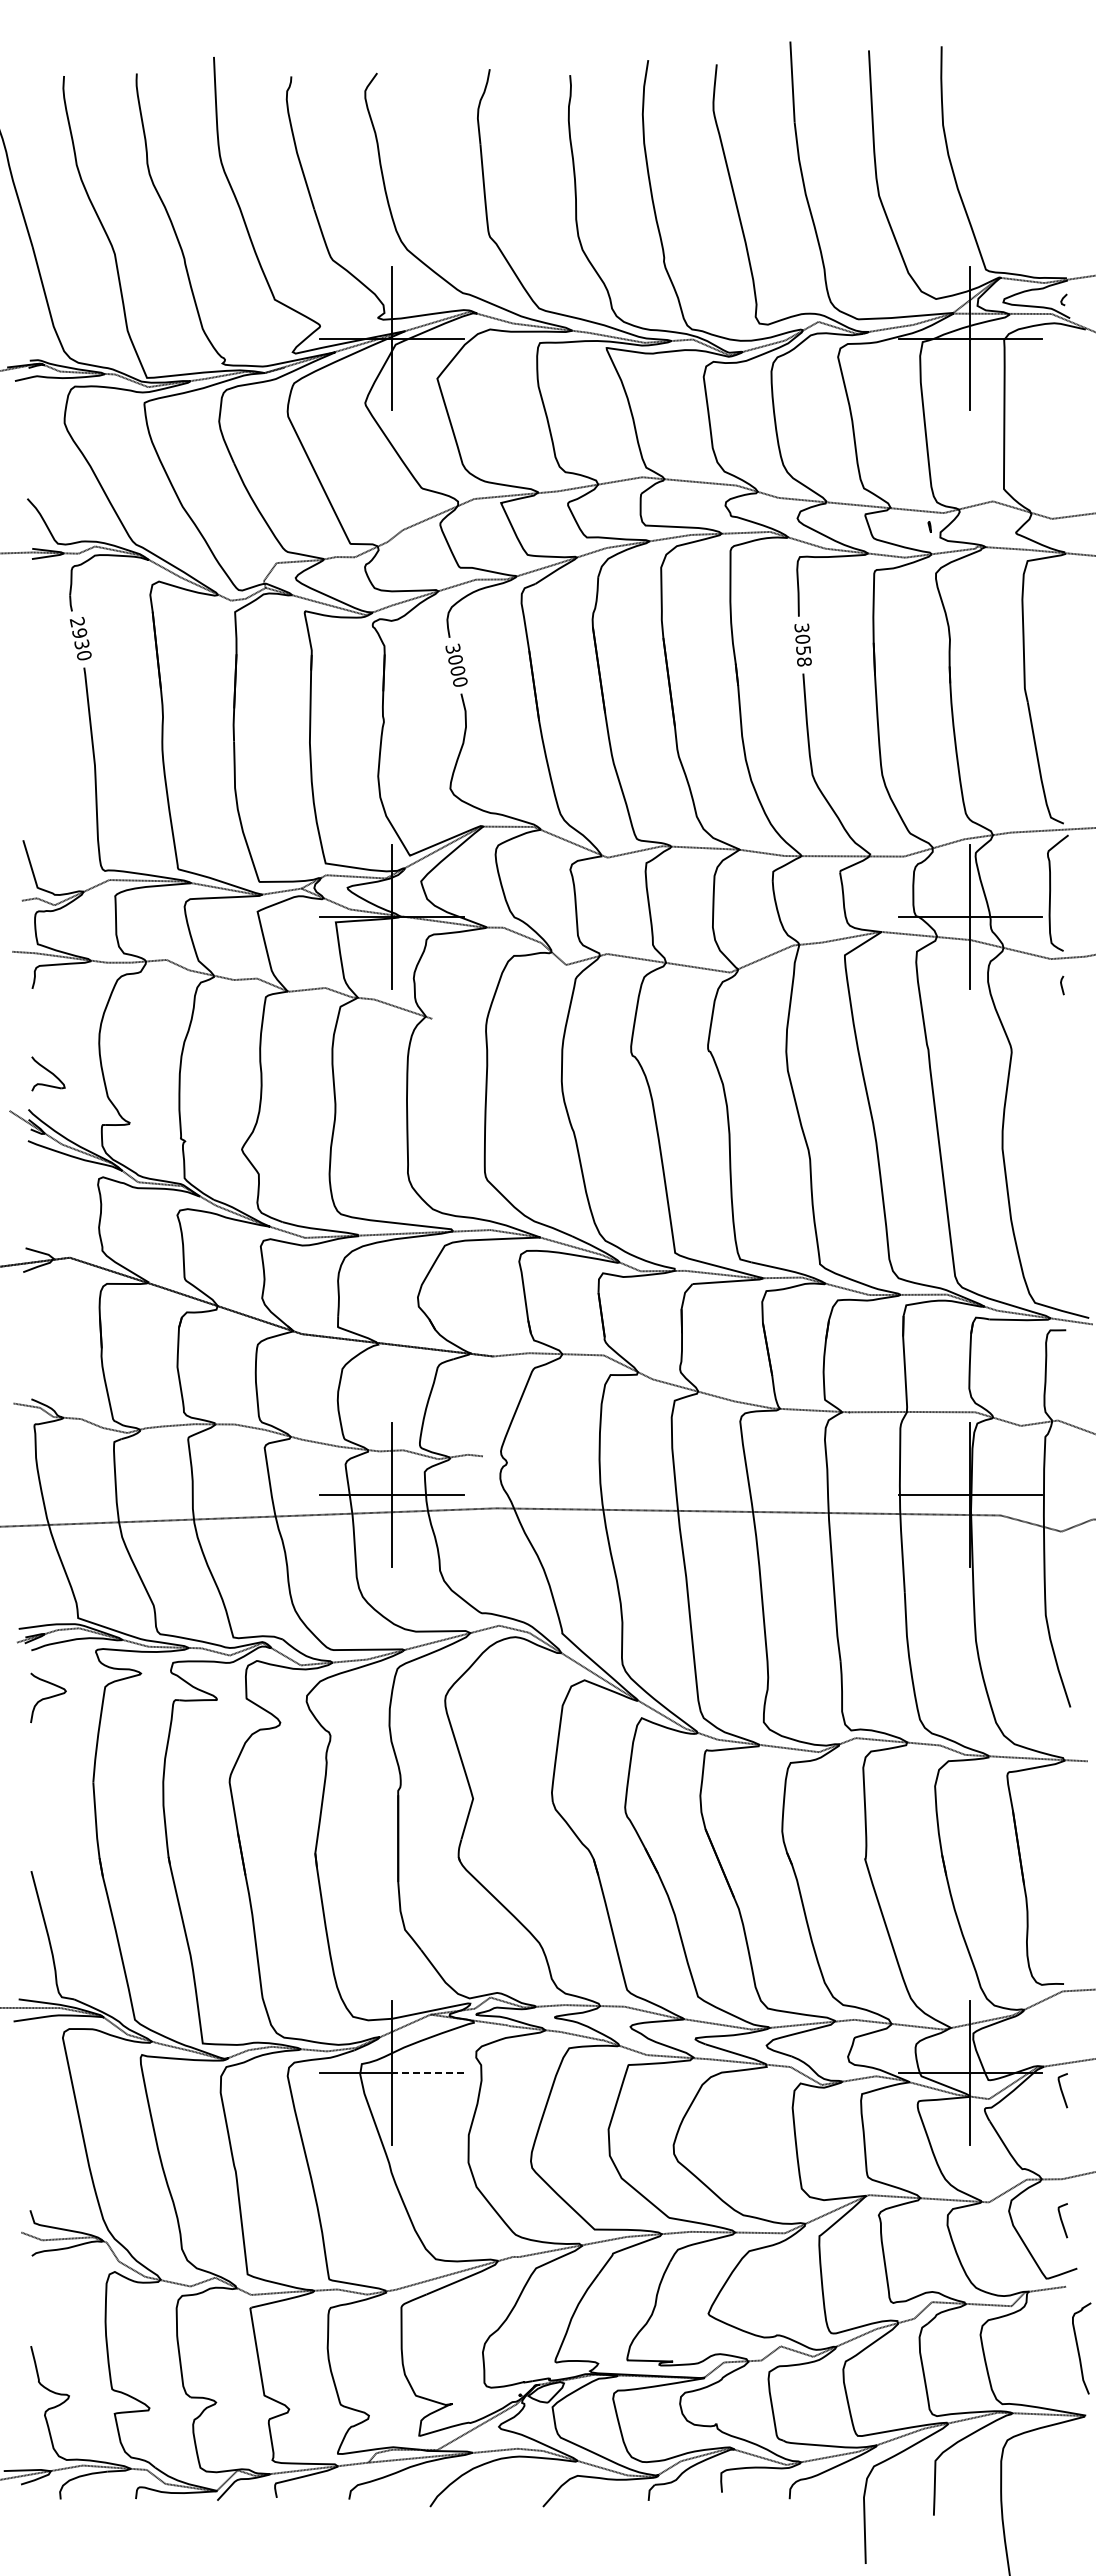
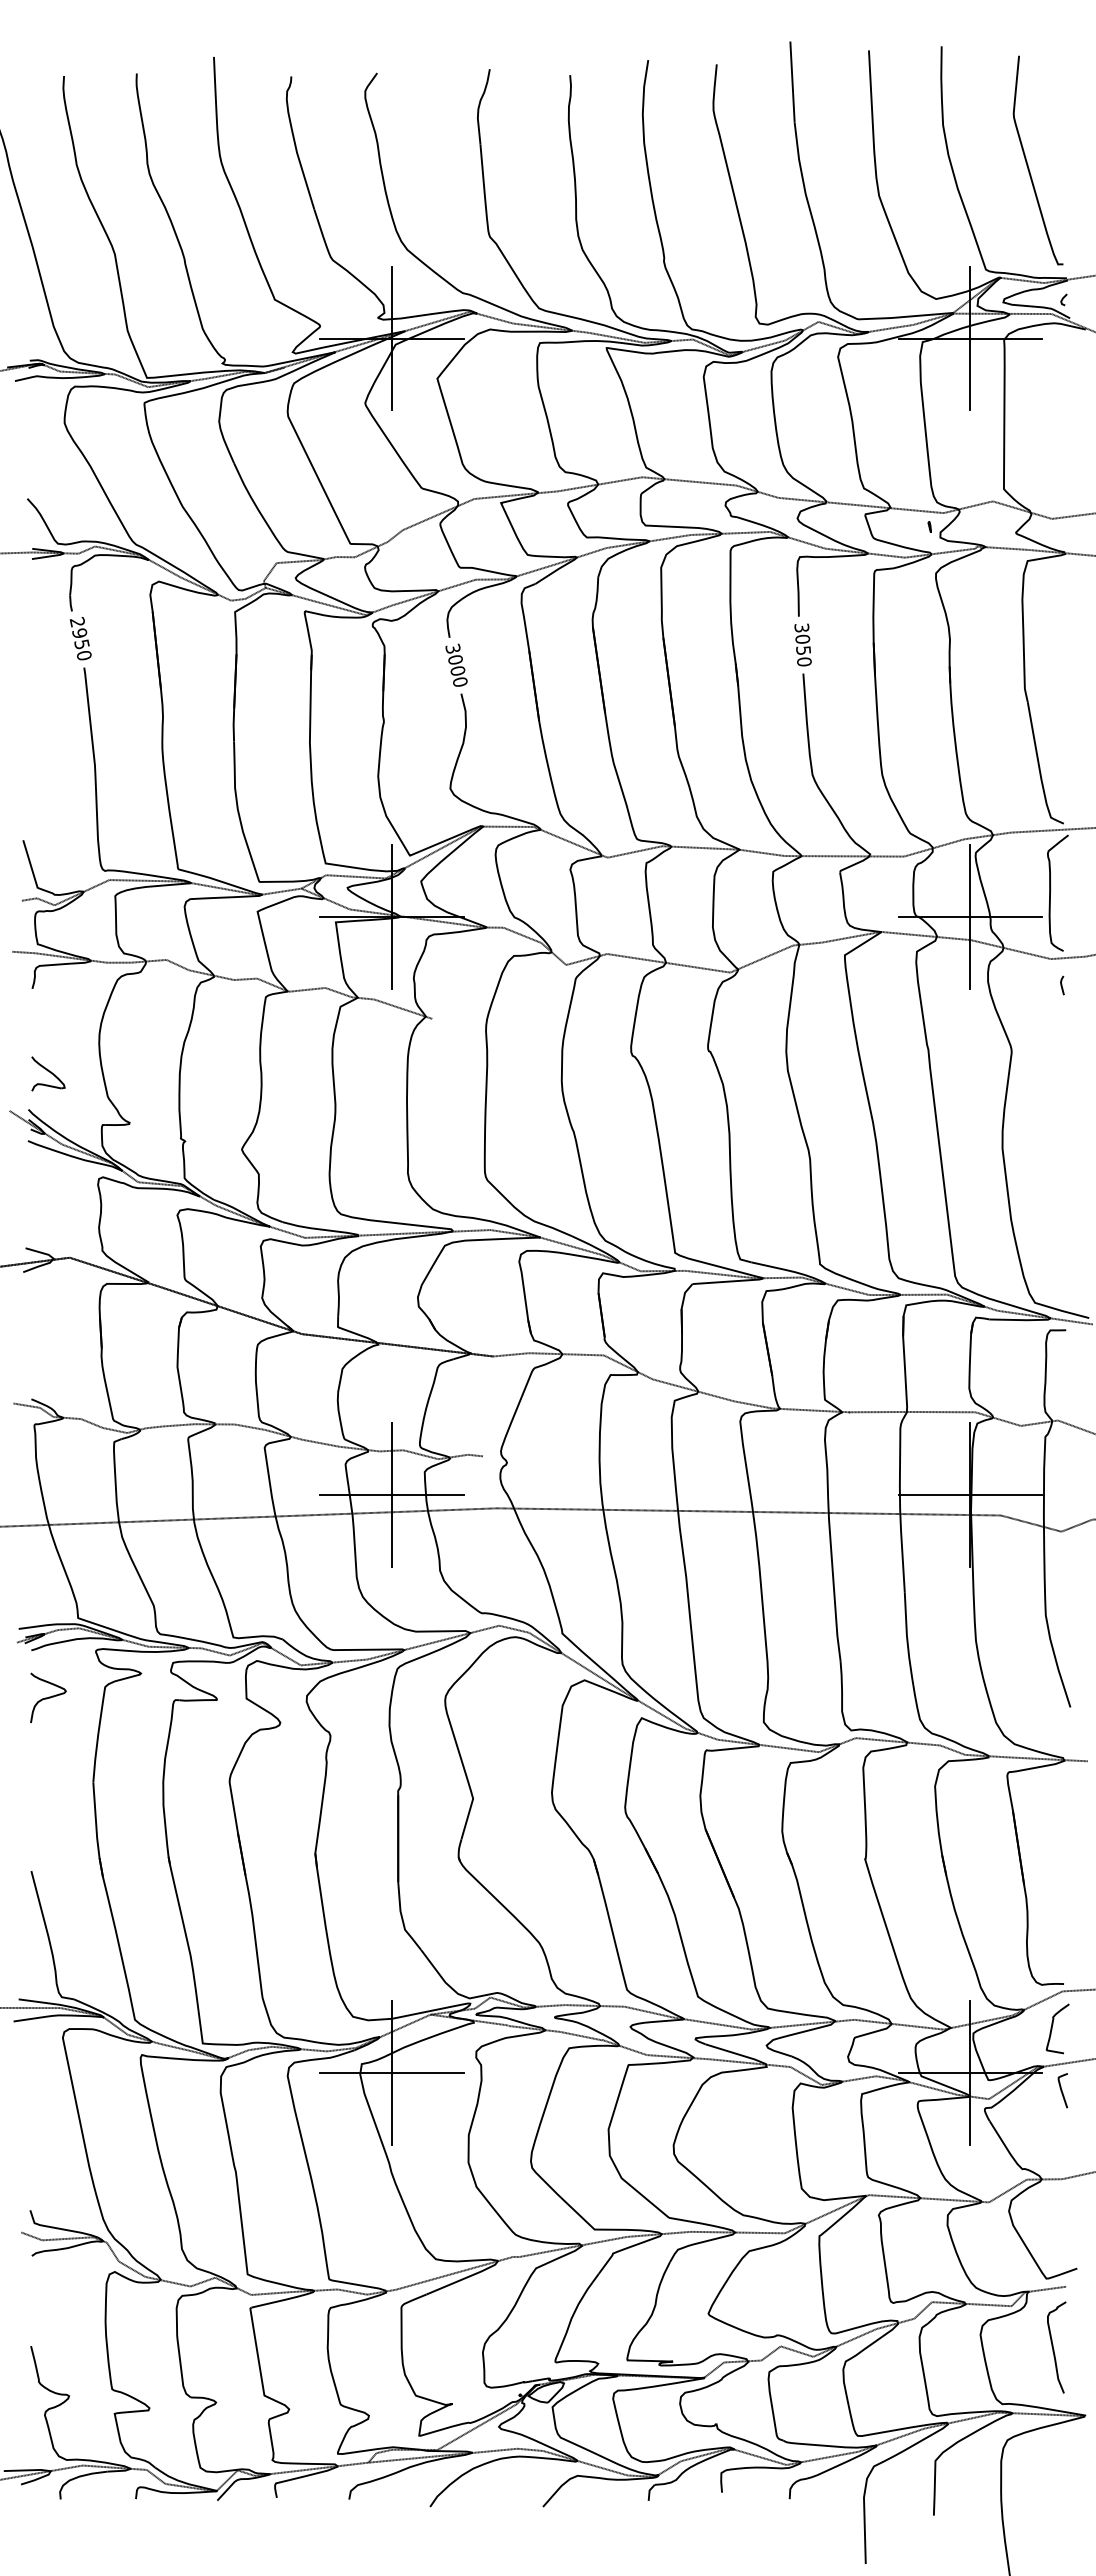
curve: none -> present (1028, 164)
text: 2930 -> 2950 (82, 644)
text: 3058 -> 3050 (804, 661)
part: none -> present (1057, 2028)
line: dashed -> solid (428, 2073)
curve: present -> none (1062, 2220)
curve position: (1079, 2350) -> (1054, 2349) (1054, 2349)
